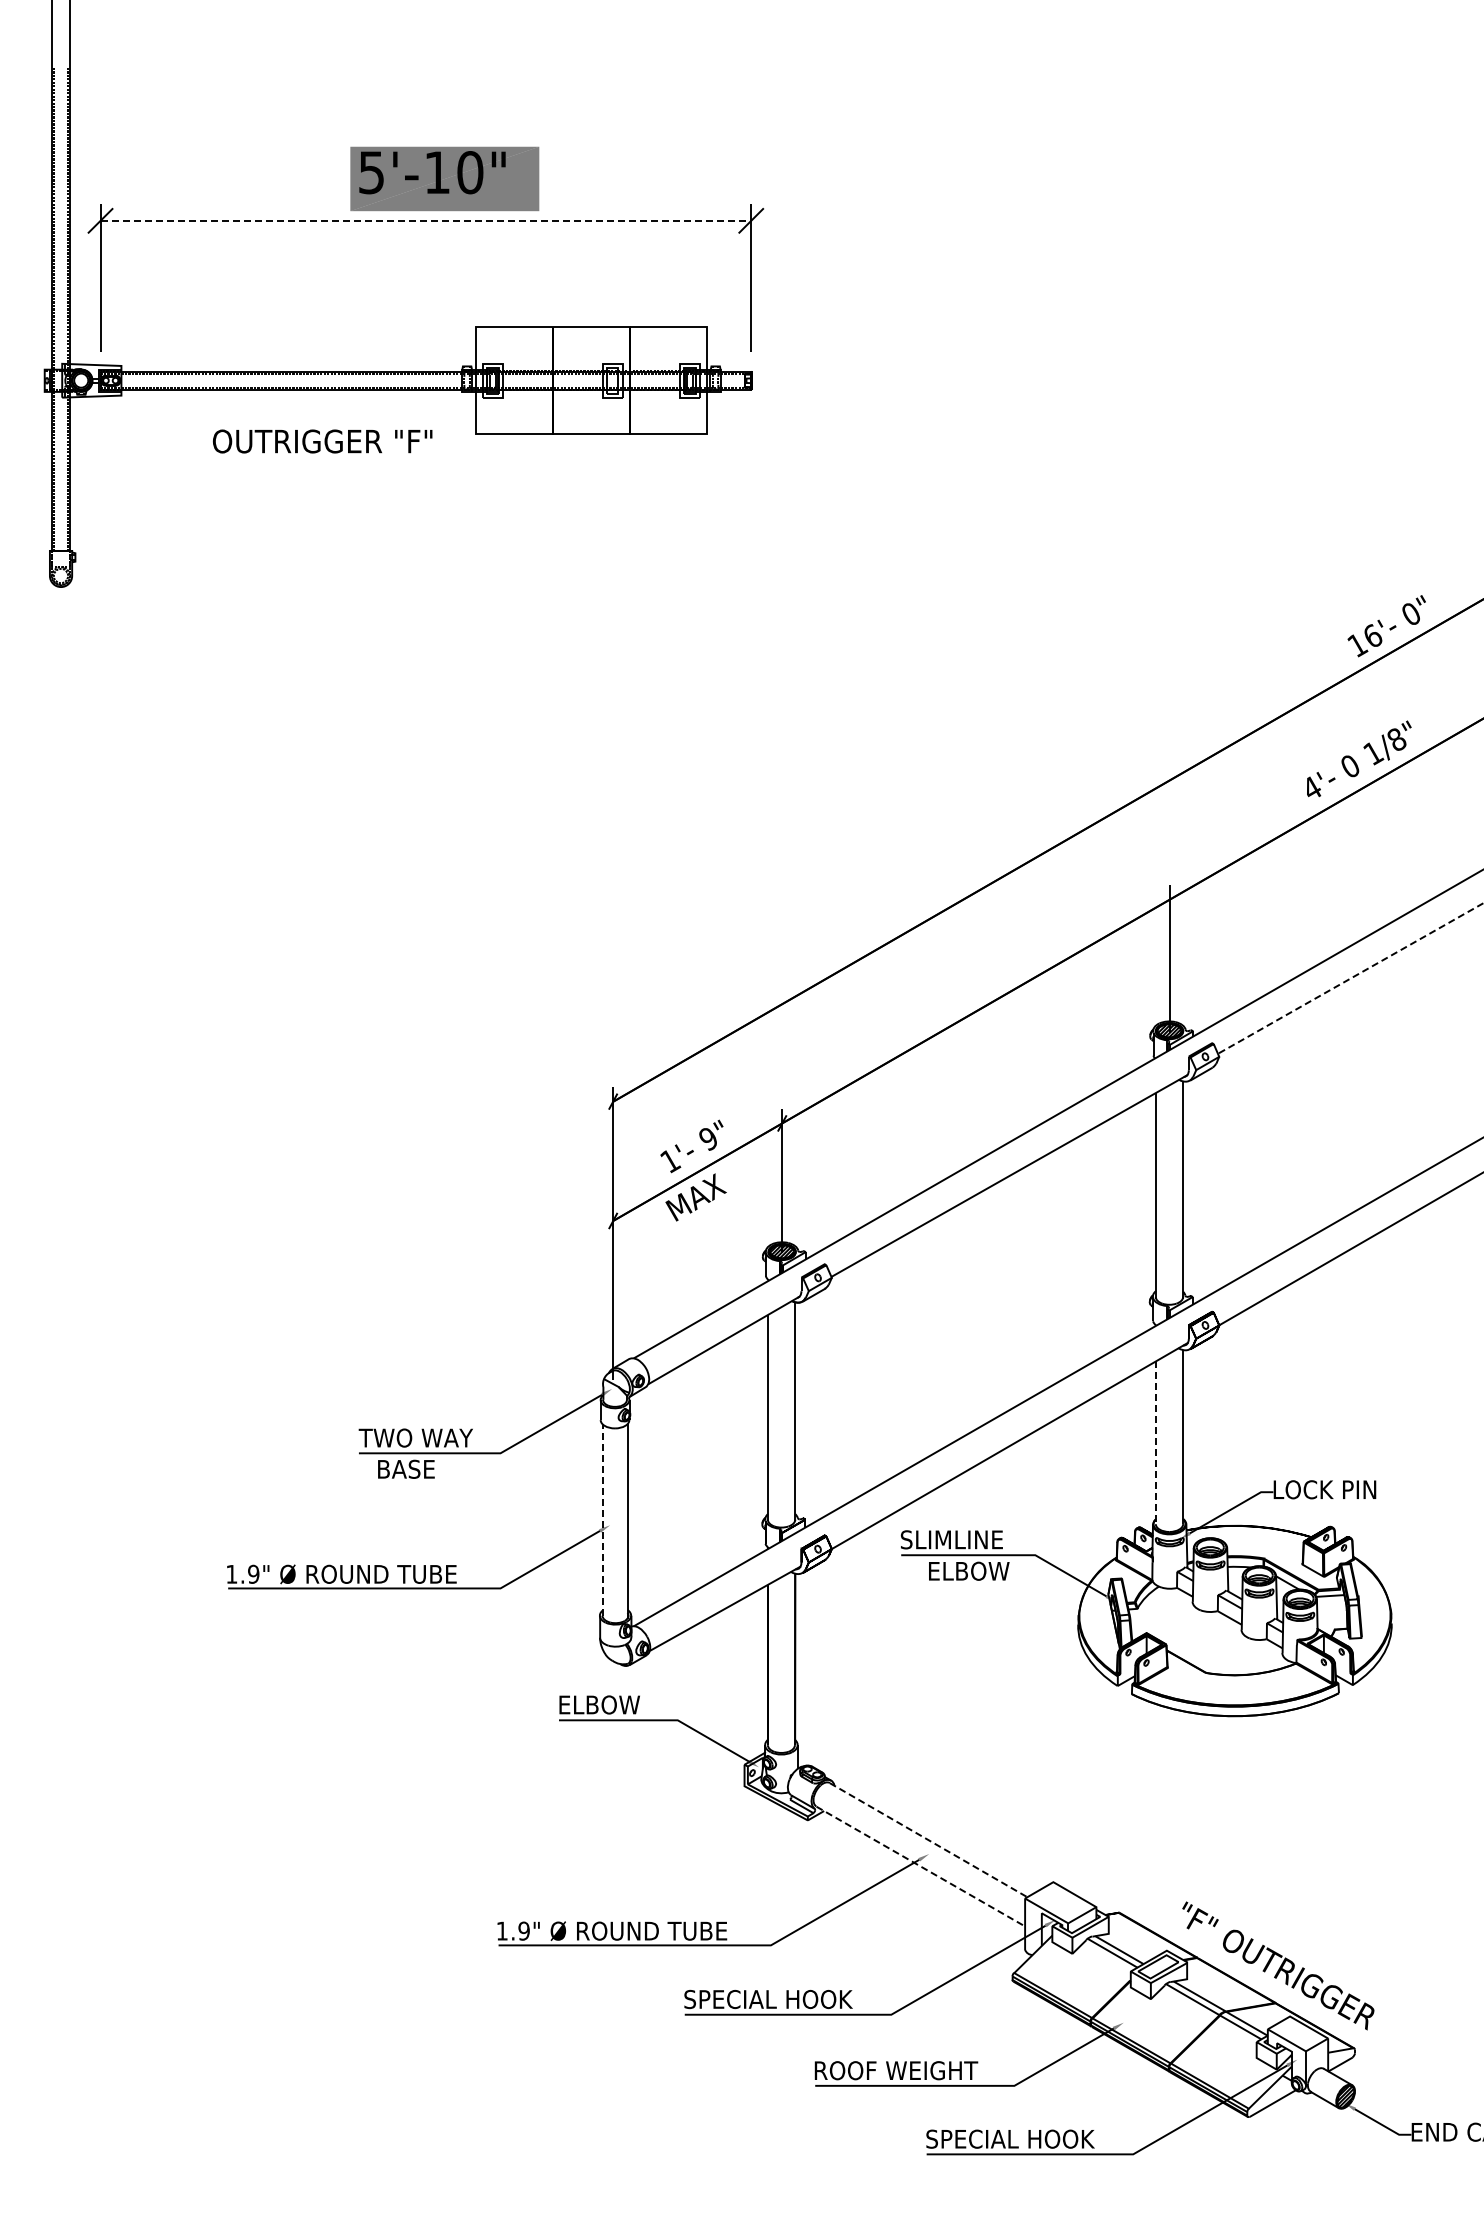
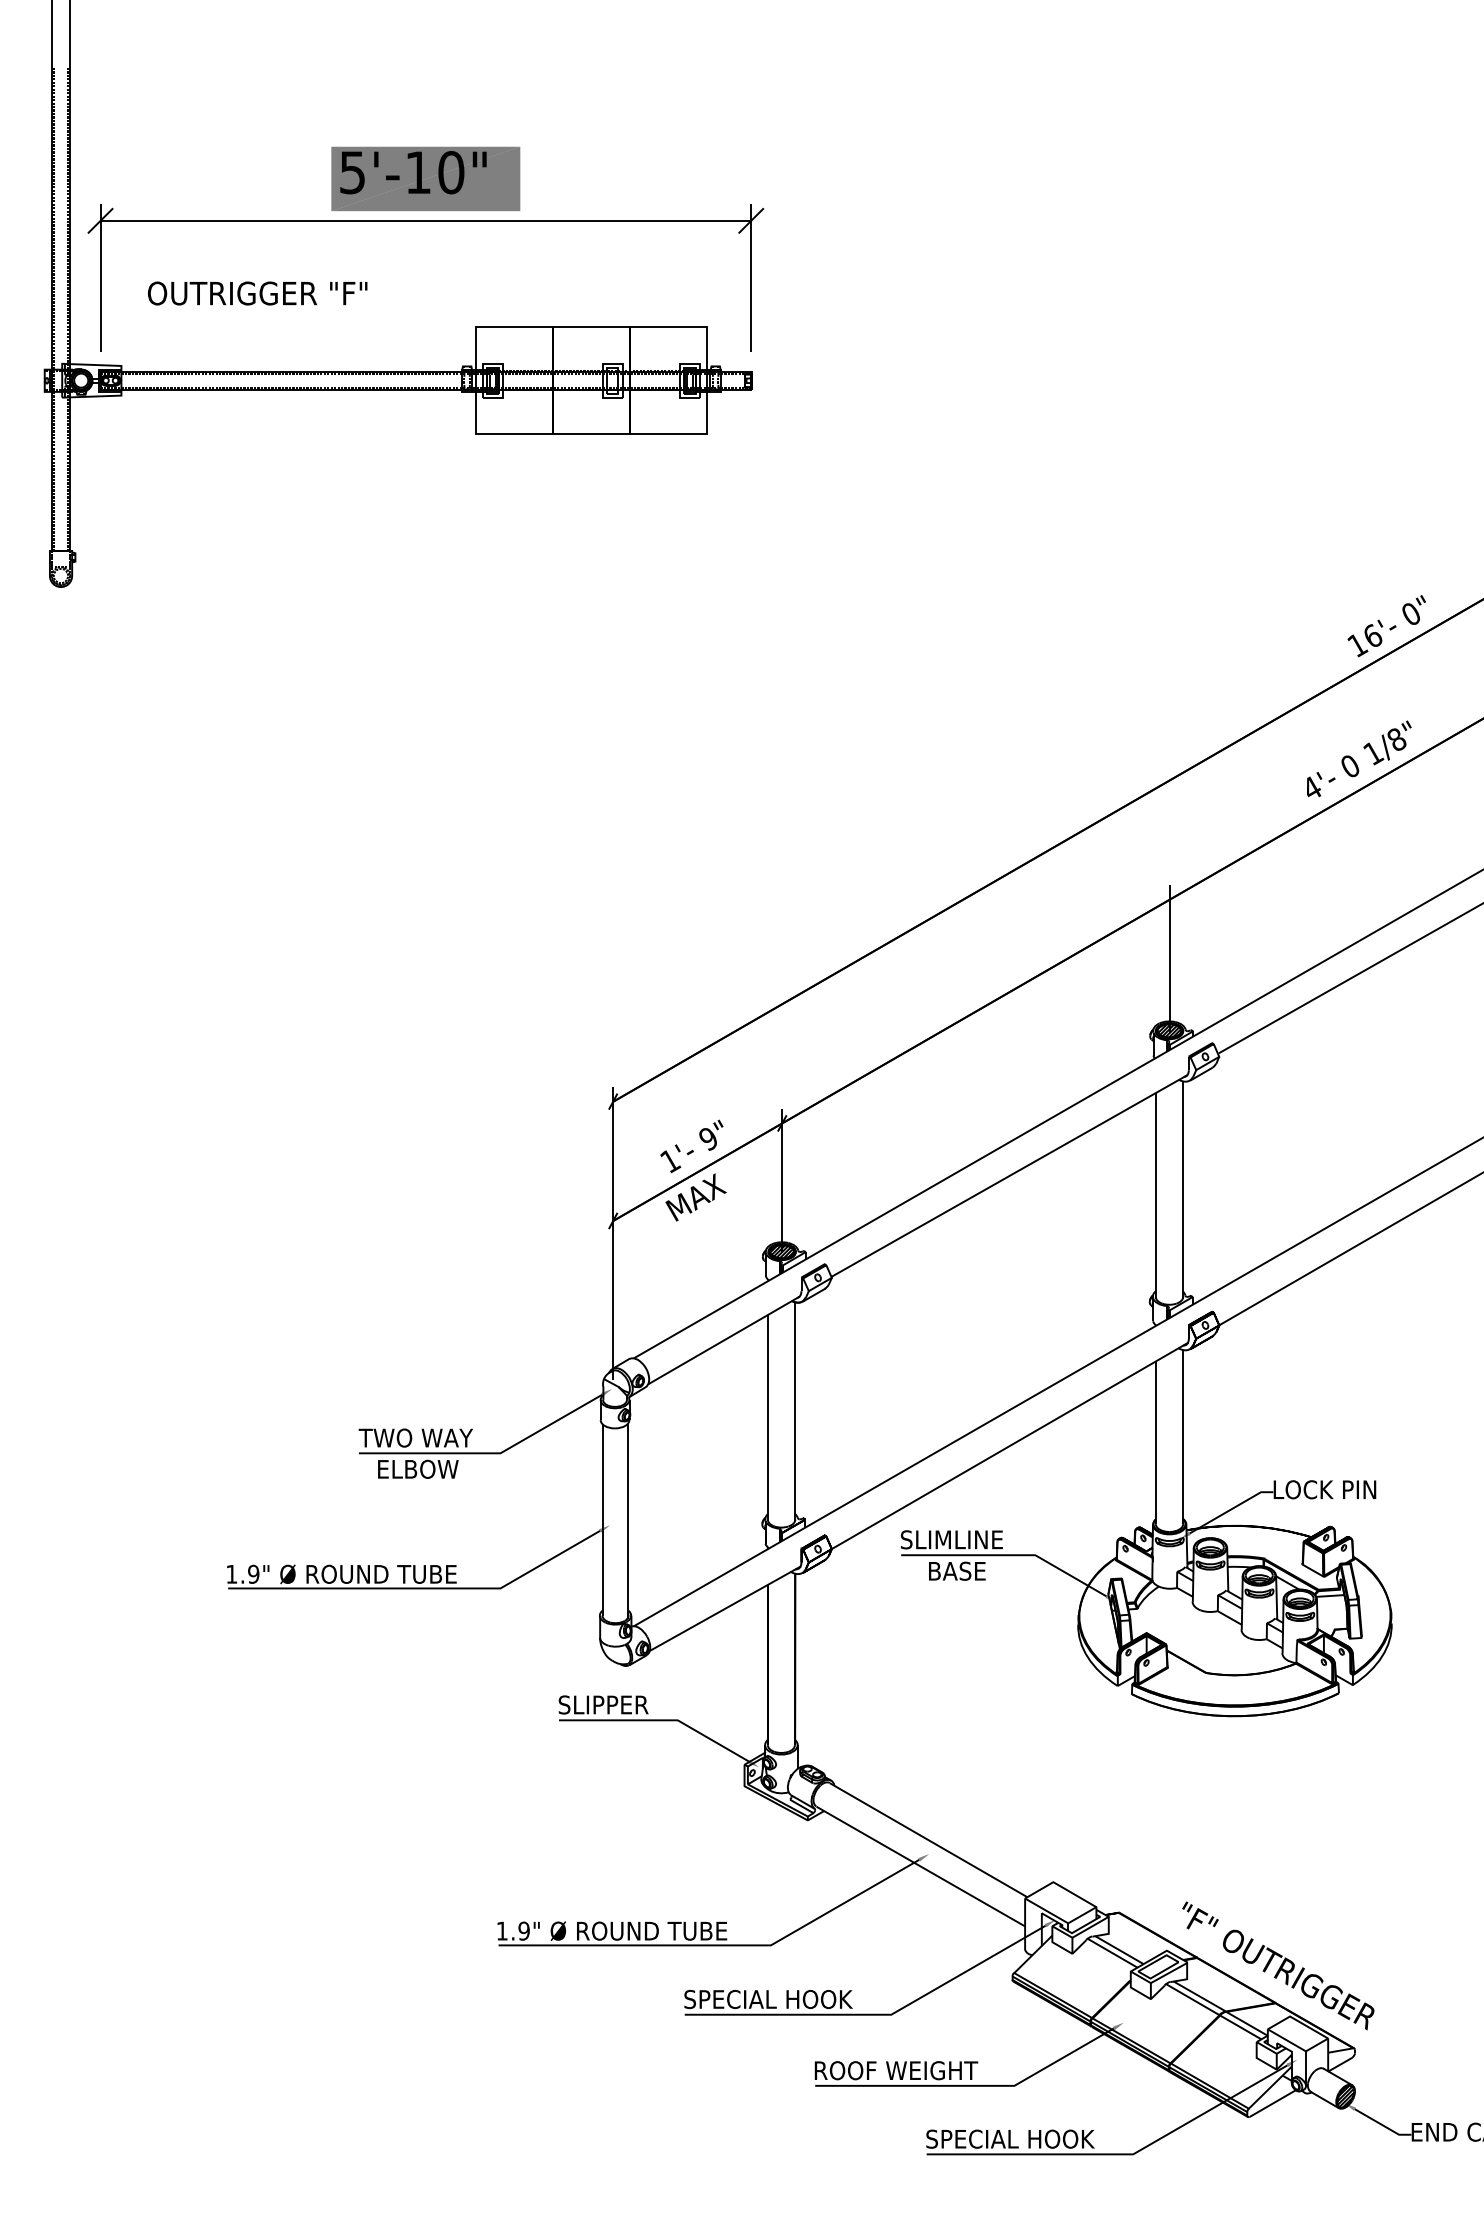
text position: (444, 178) -> (425, 178) (425, 178)
line: dashed -> solid (426, 220)
text position: (322, 441) -> (257, 293) (257, 293)
line: dashed -> solid (1351, 978)
line: dashed -> solid (1156, 1443)
text: BASE -> ELBOW (421, 1468)
line: dashed -> solid (602, 1520)
text: ELBOW -> BASE (972, 1570)
text: ELBOW -> SLIPPER (603, 1704)
line: dashed -> solid (929, 1840)
line: dashed -> solid (921, 1866)
